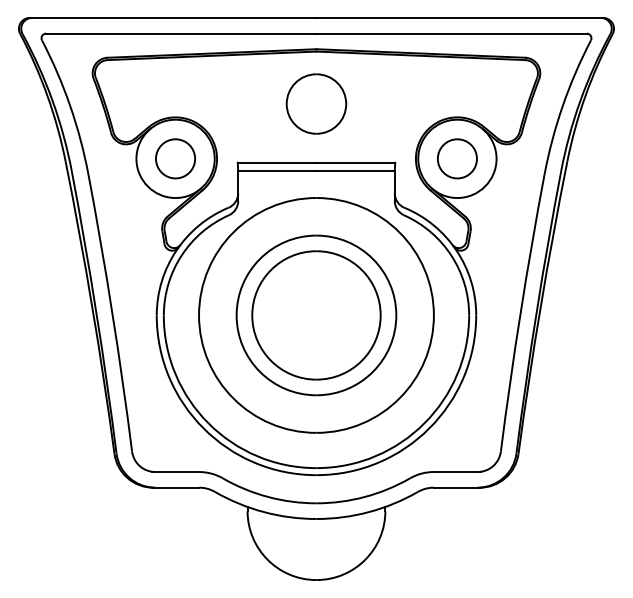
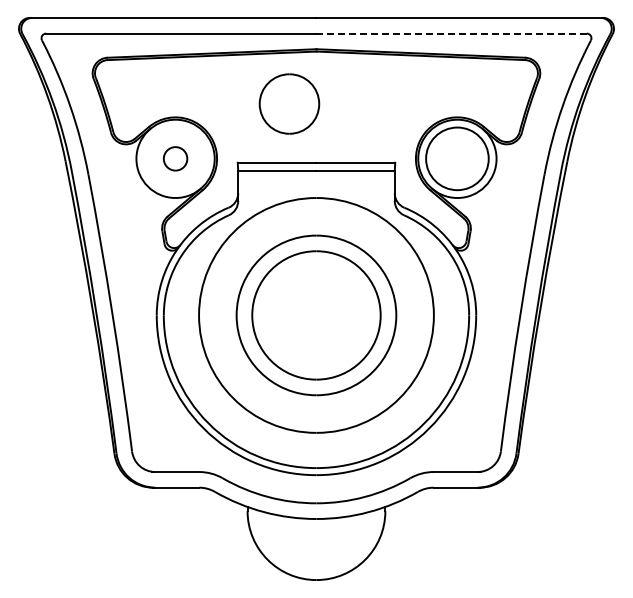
line: solid -> dashed (452, 33)
part position: (316, 103) -> (289, 103) (289, 103)
circle diameter: 39 px -> 23 px (175, 158)
circle diameter: 39 px -> 63 px (457, 158)
